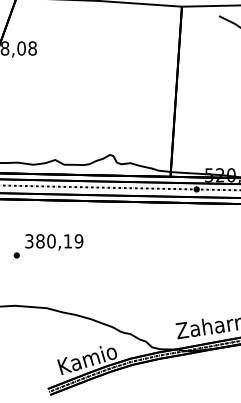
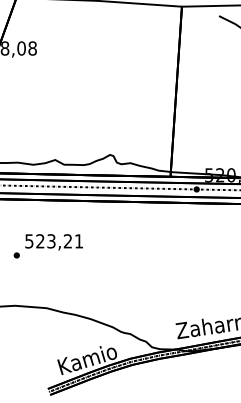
text: 380,19 -> 523,21 (54, 241)
